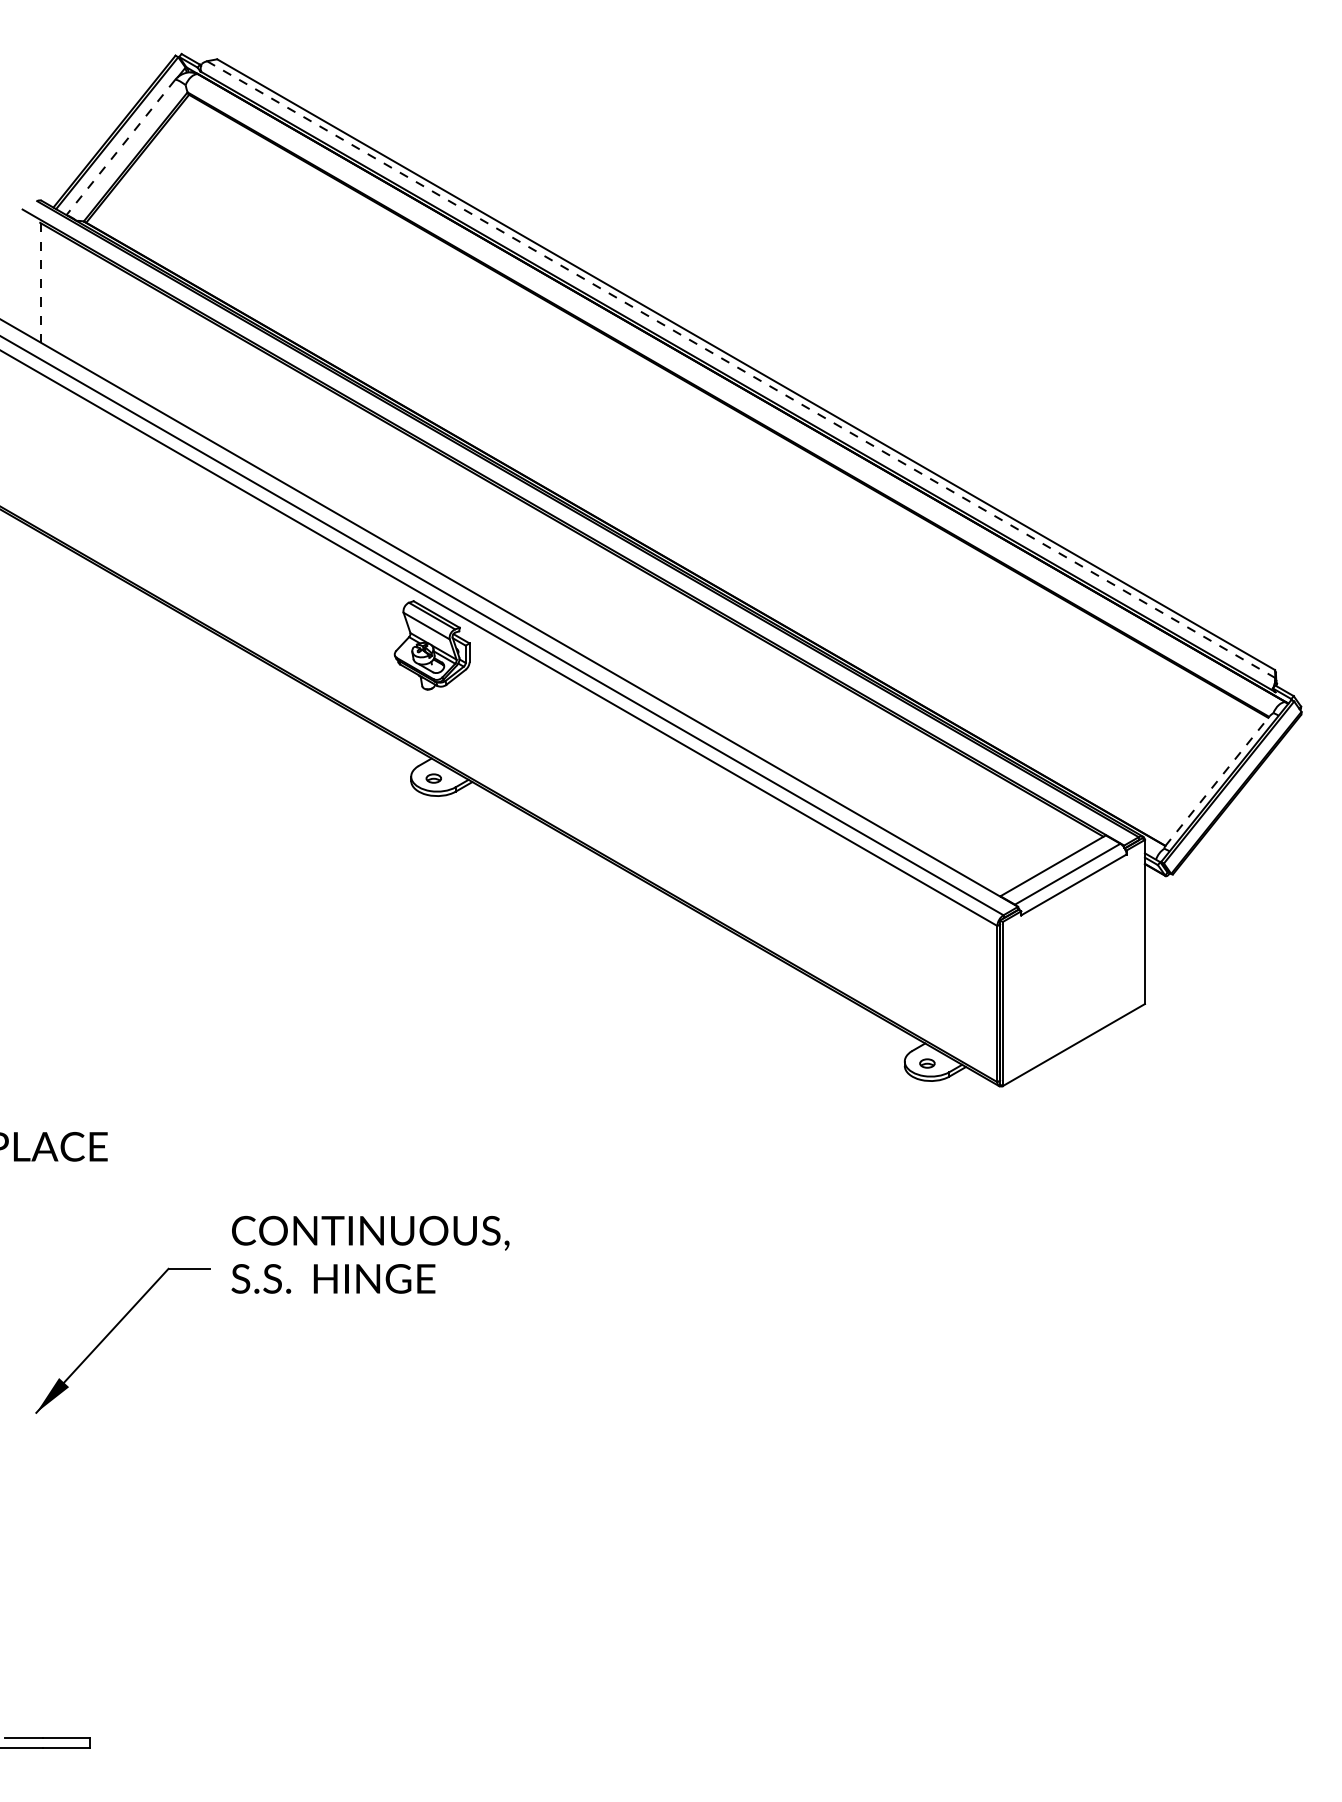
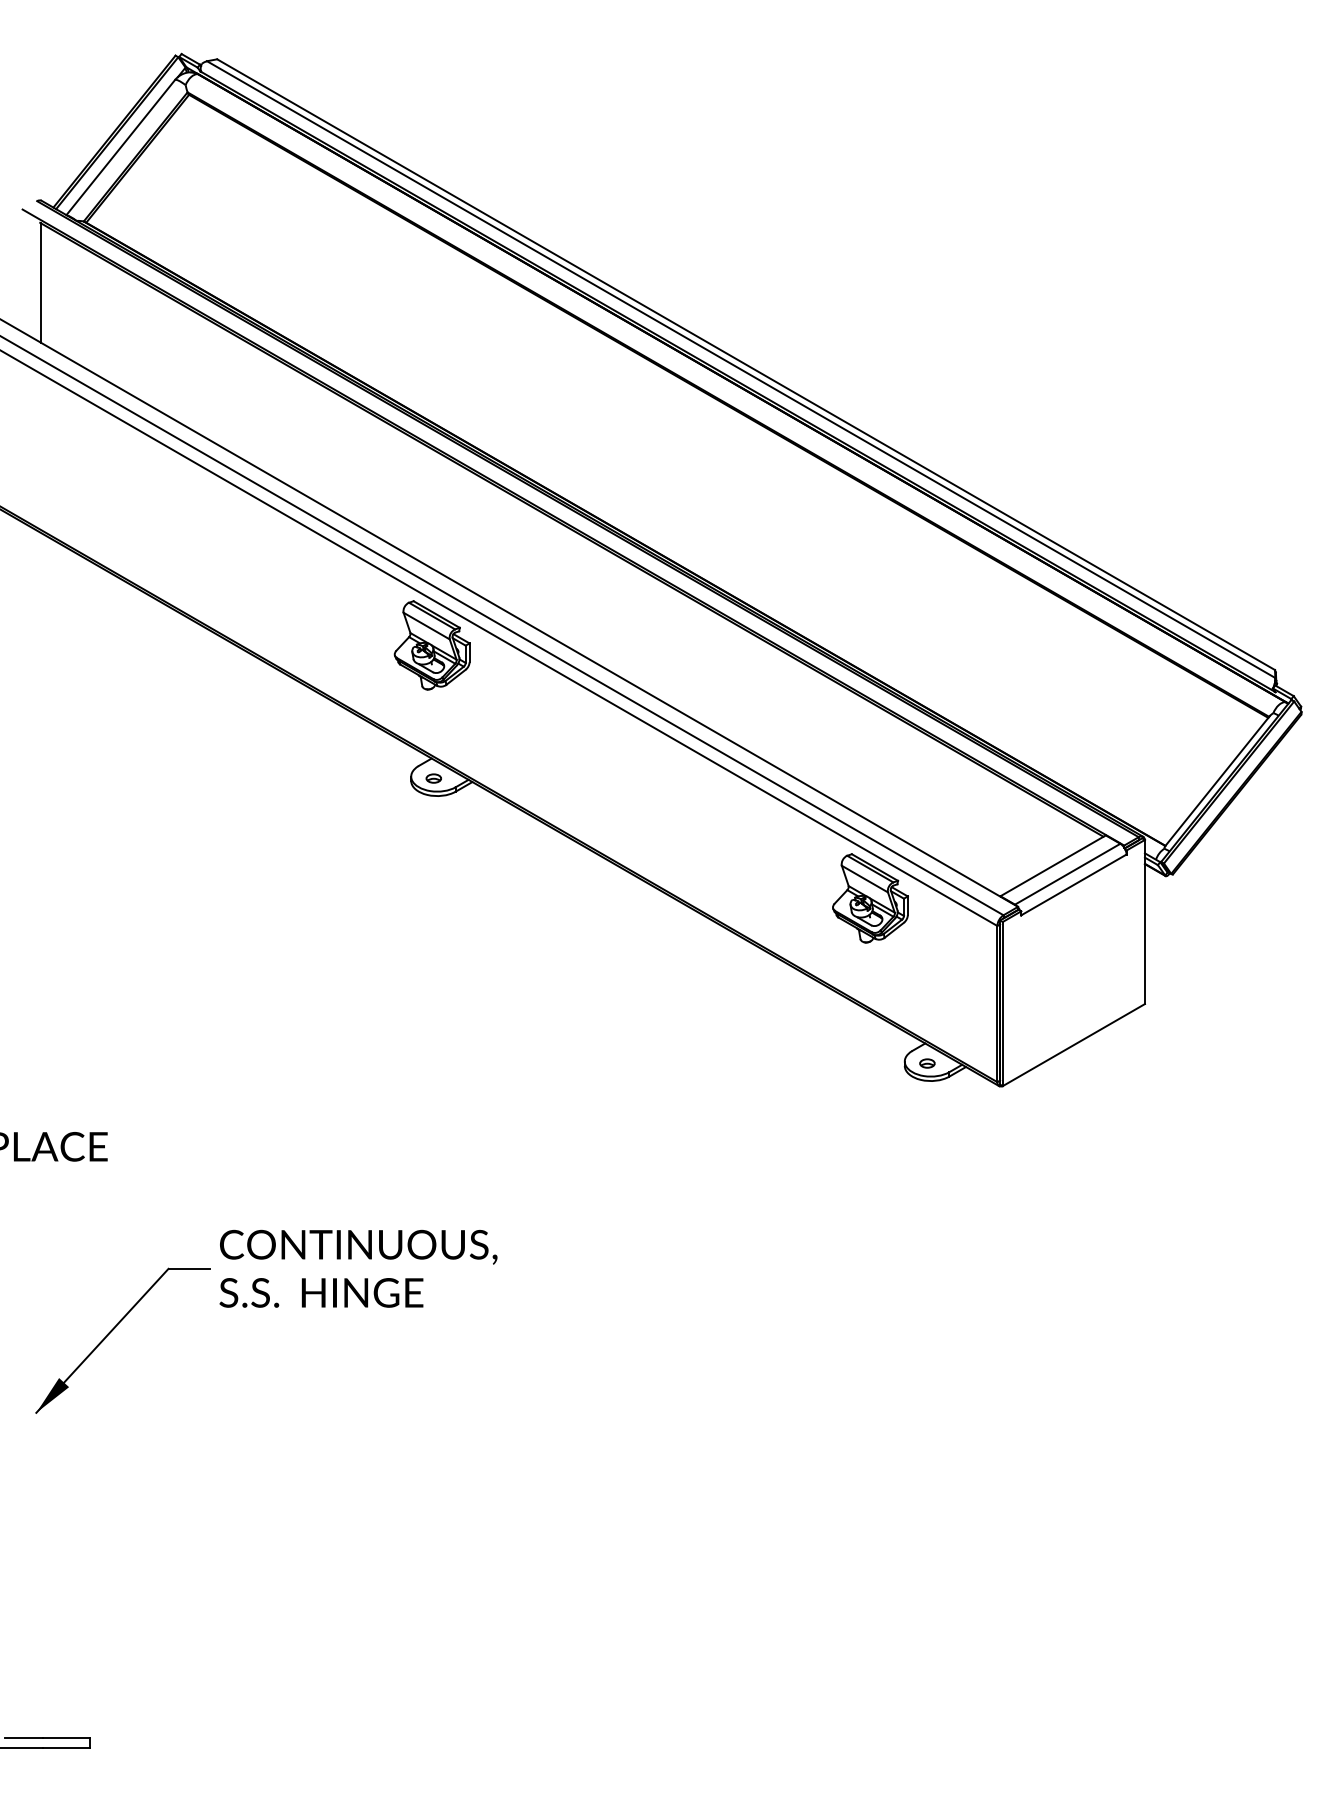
line: dashed -> solid (120, 147)
line: dashed -> solid (40, 282)
line: dashed -> solid (741, 369)
line: dashed -> solid (1217, 780)
part: none -> present (870, 898)
text position: (370, 1254) -> (358, 1268) (358, 1268)
